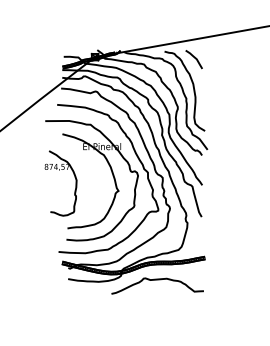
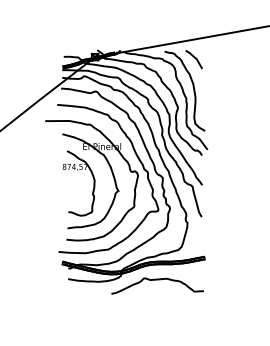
part position: (59, 170) -> (77, 170) (77, 170)
